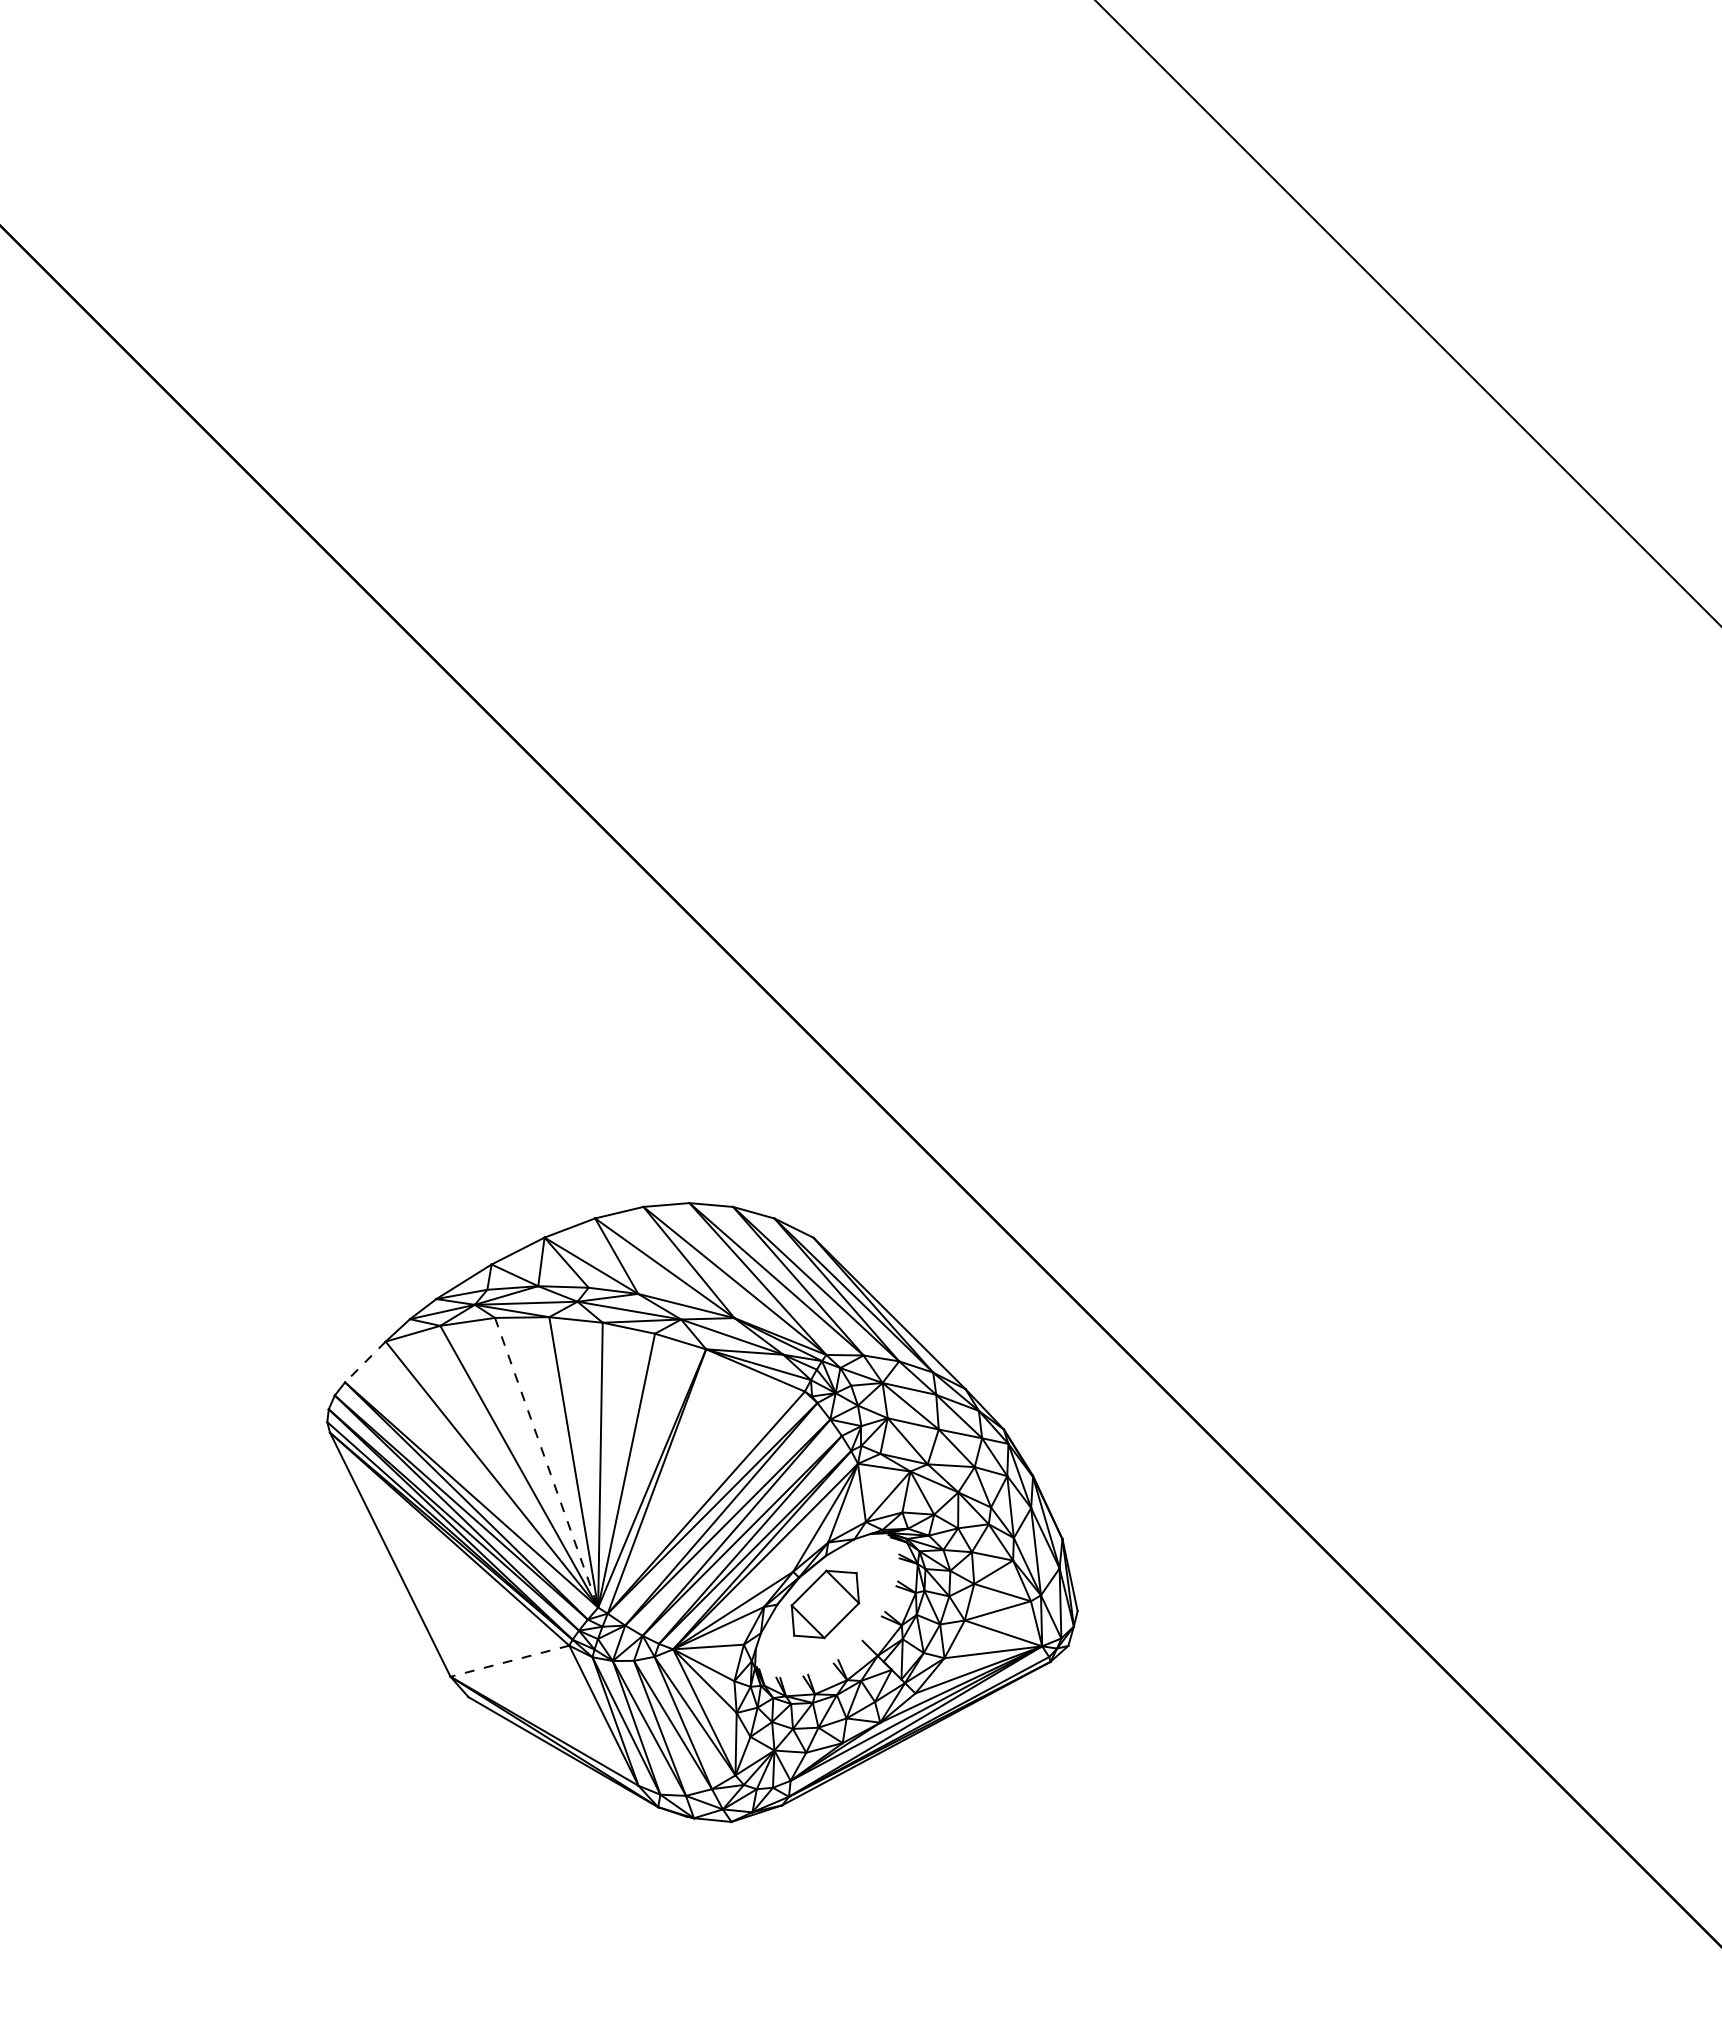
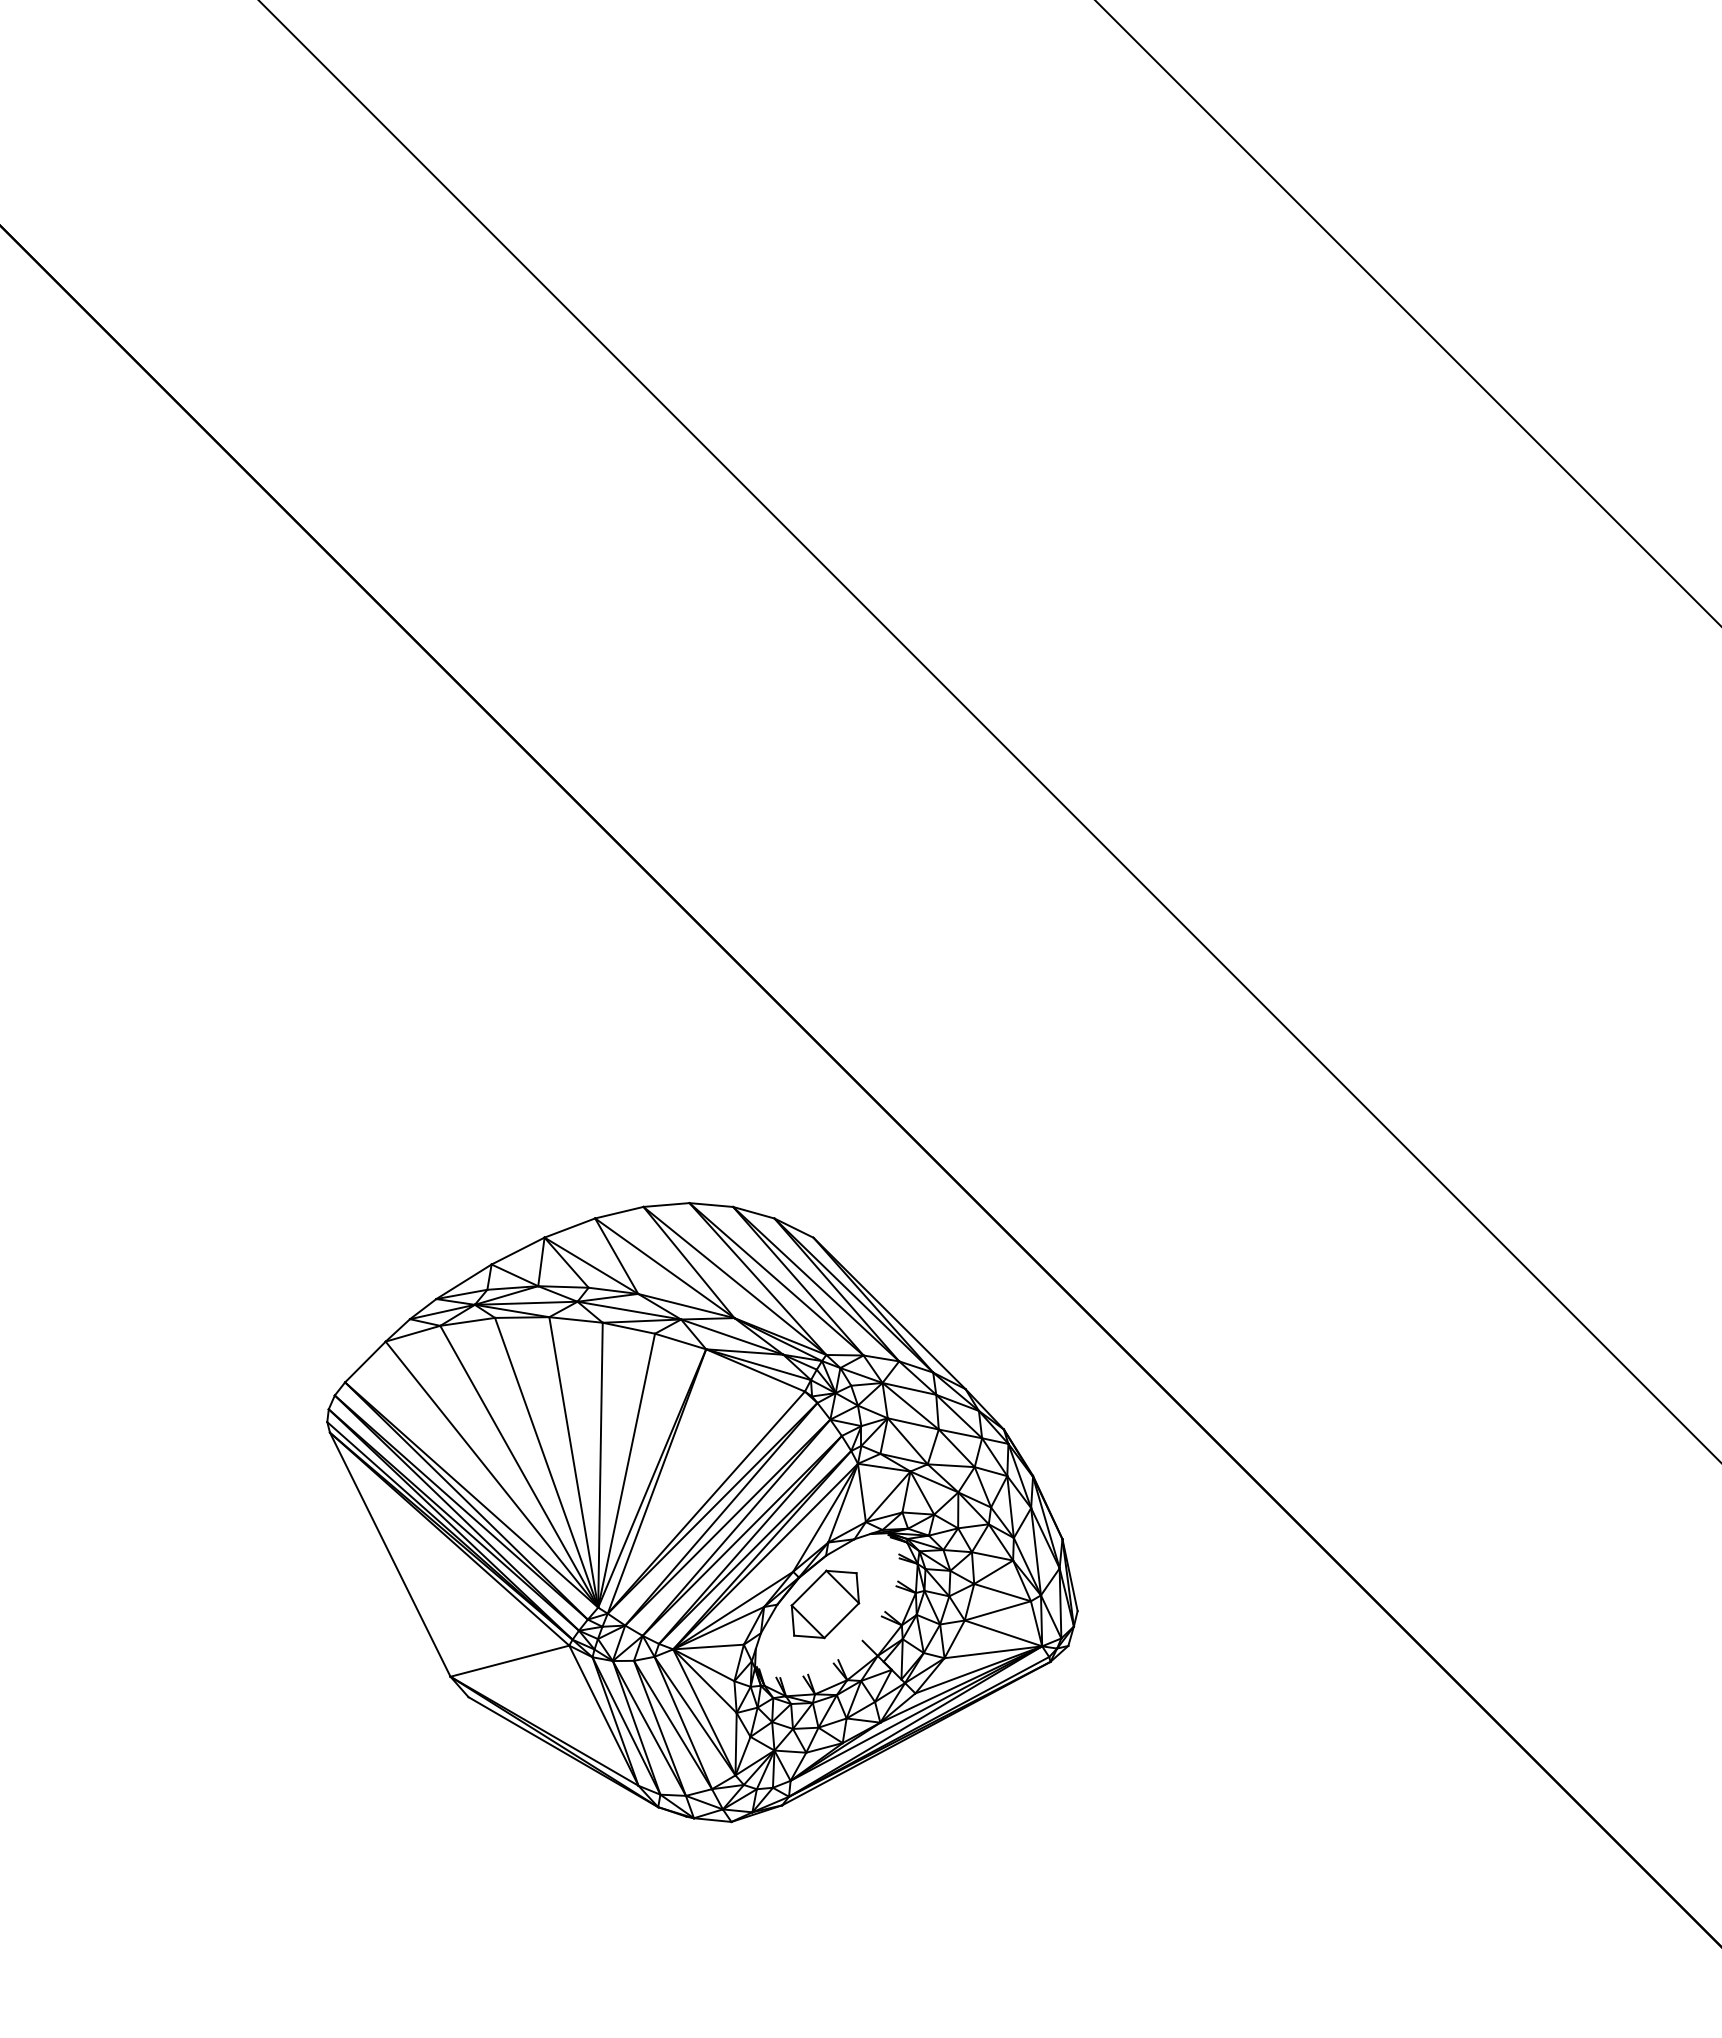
line: none -> present (989, 731)
line: dashed -> solid (365, 1362)
line: dashed -> solid (546, 1462)
line: dashed -> solid (509, 1661)
